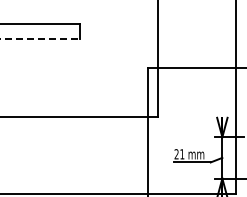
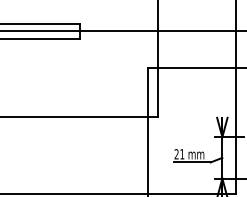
line: none -> present (122, 31)
line: dashed -> solid (40, 39)
